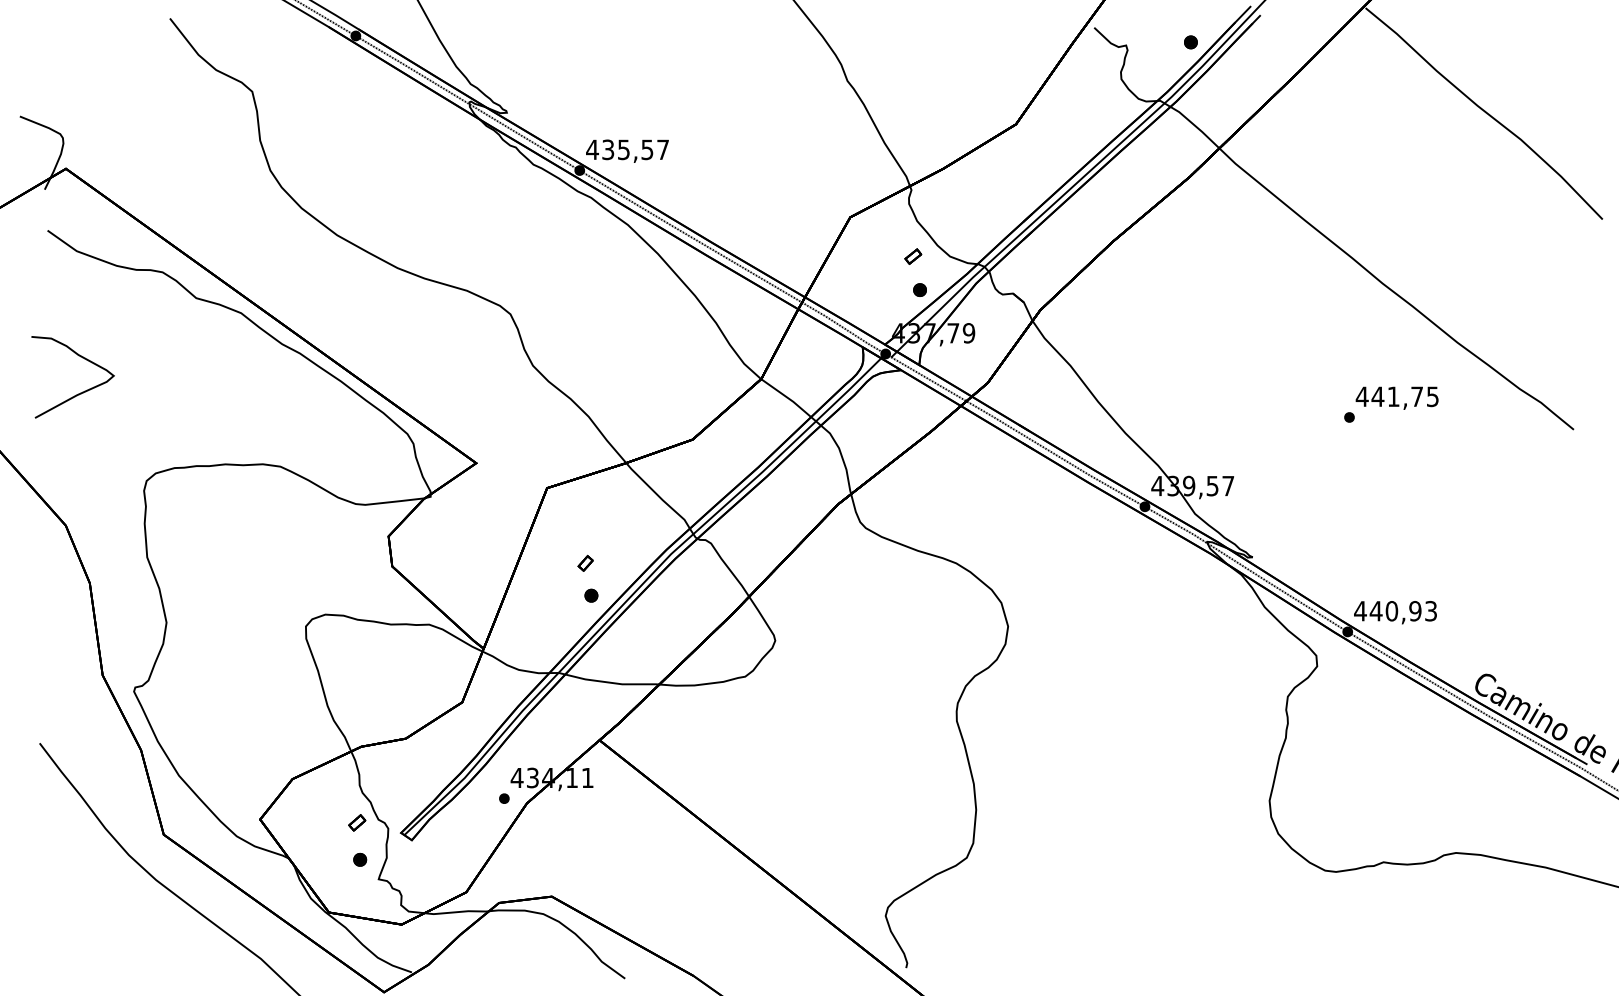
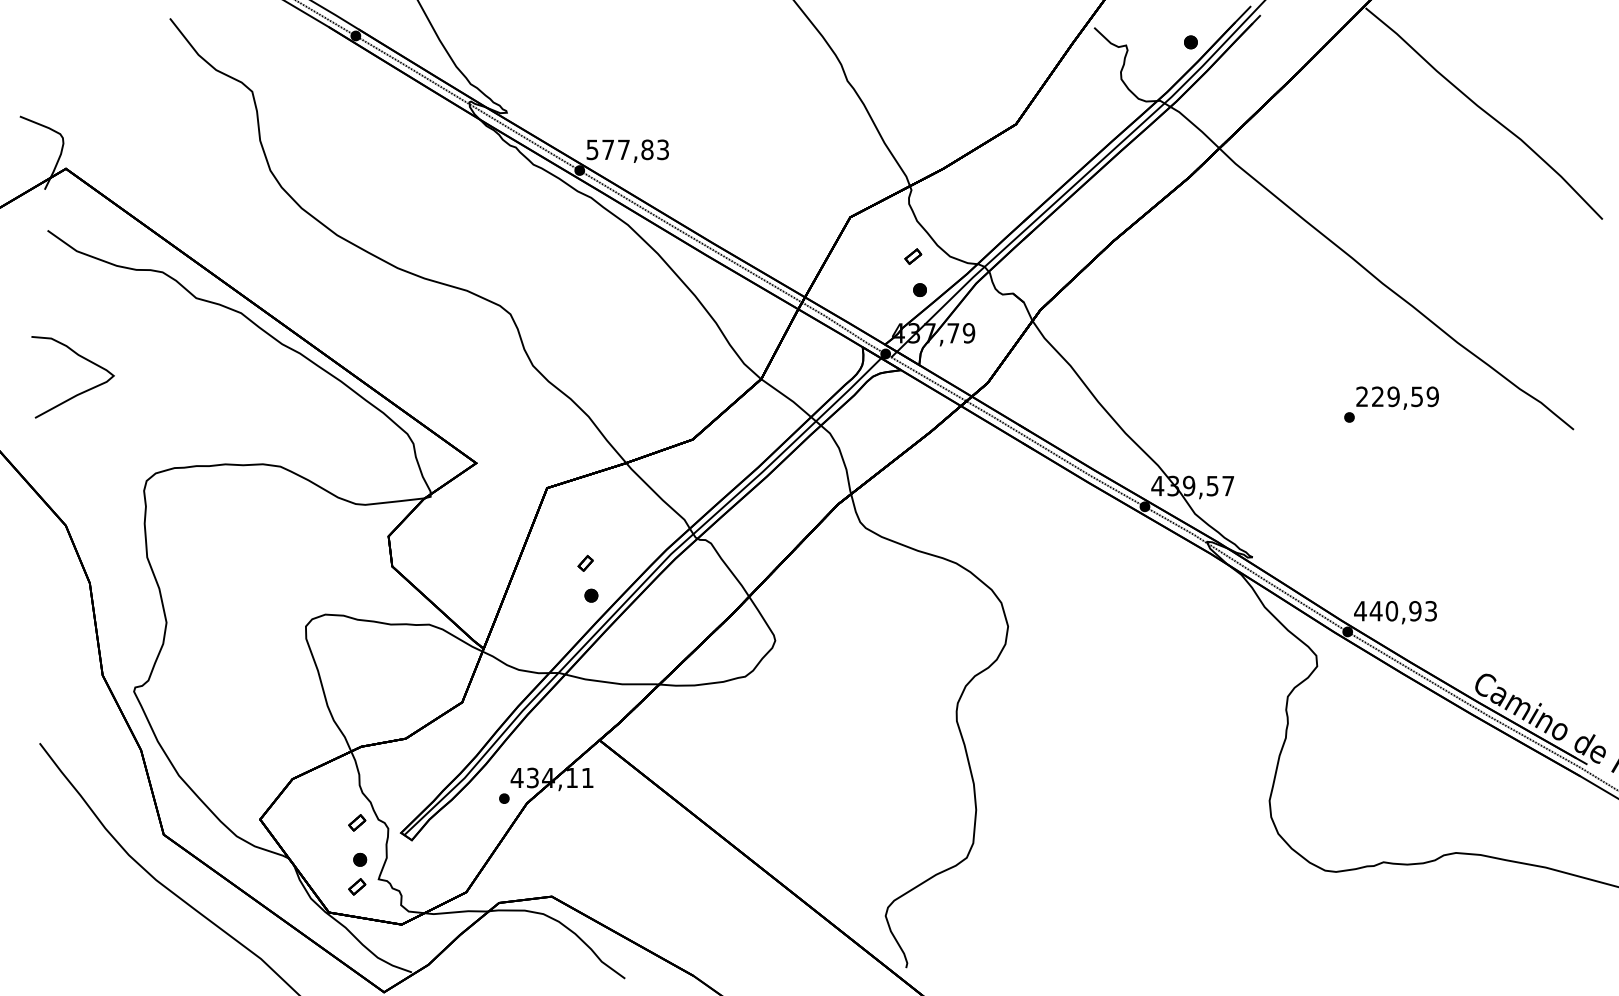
text: 435,57 -> 577,83 (627, 149)
text: 441,75 -> 229,59 (1396, 396)
part: none -> present (357, 886)
